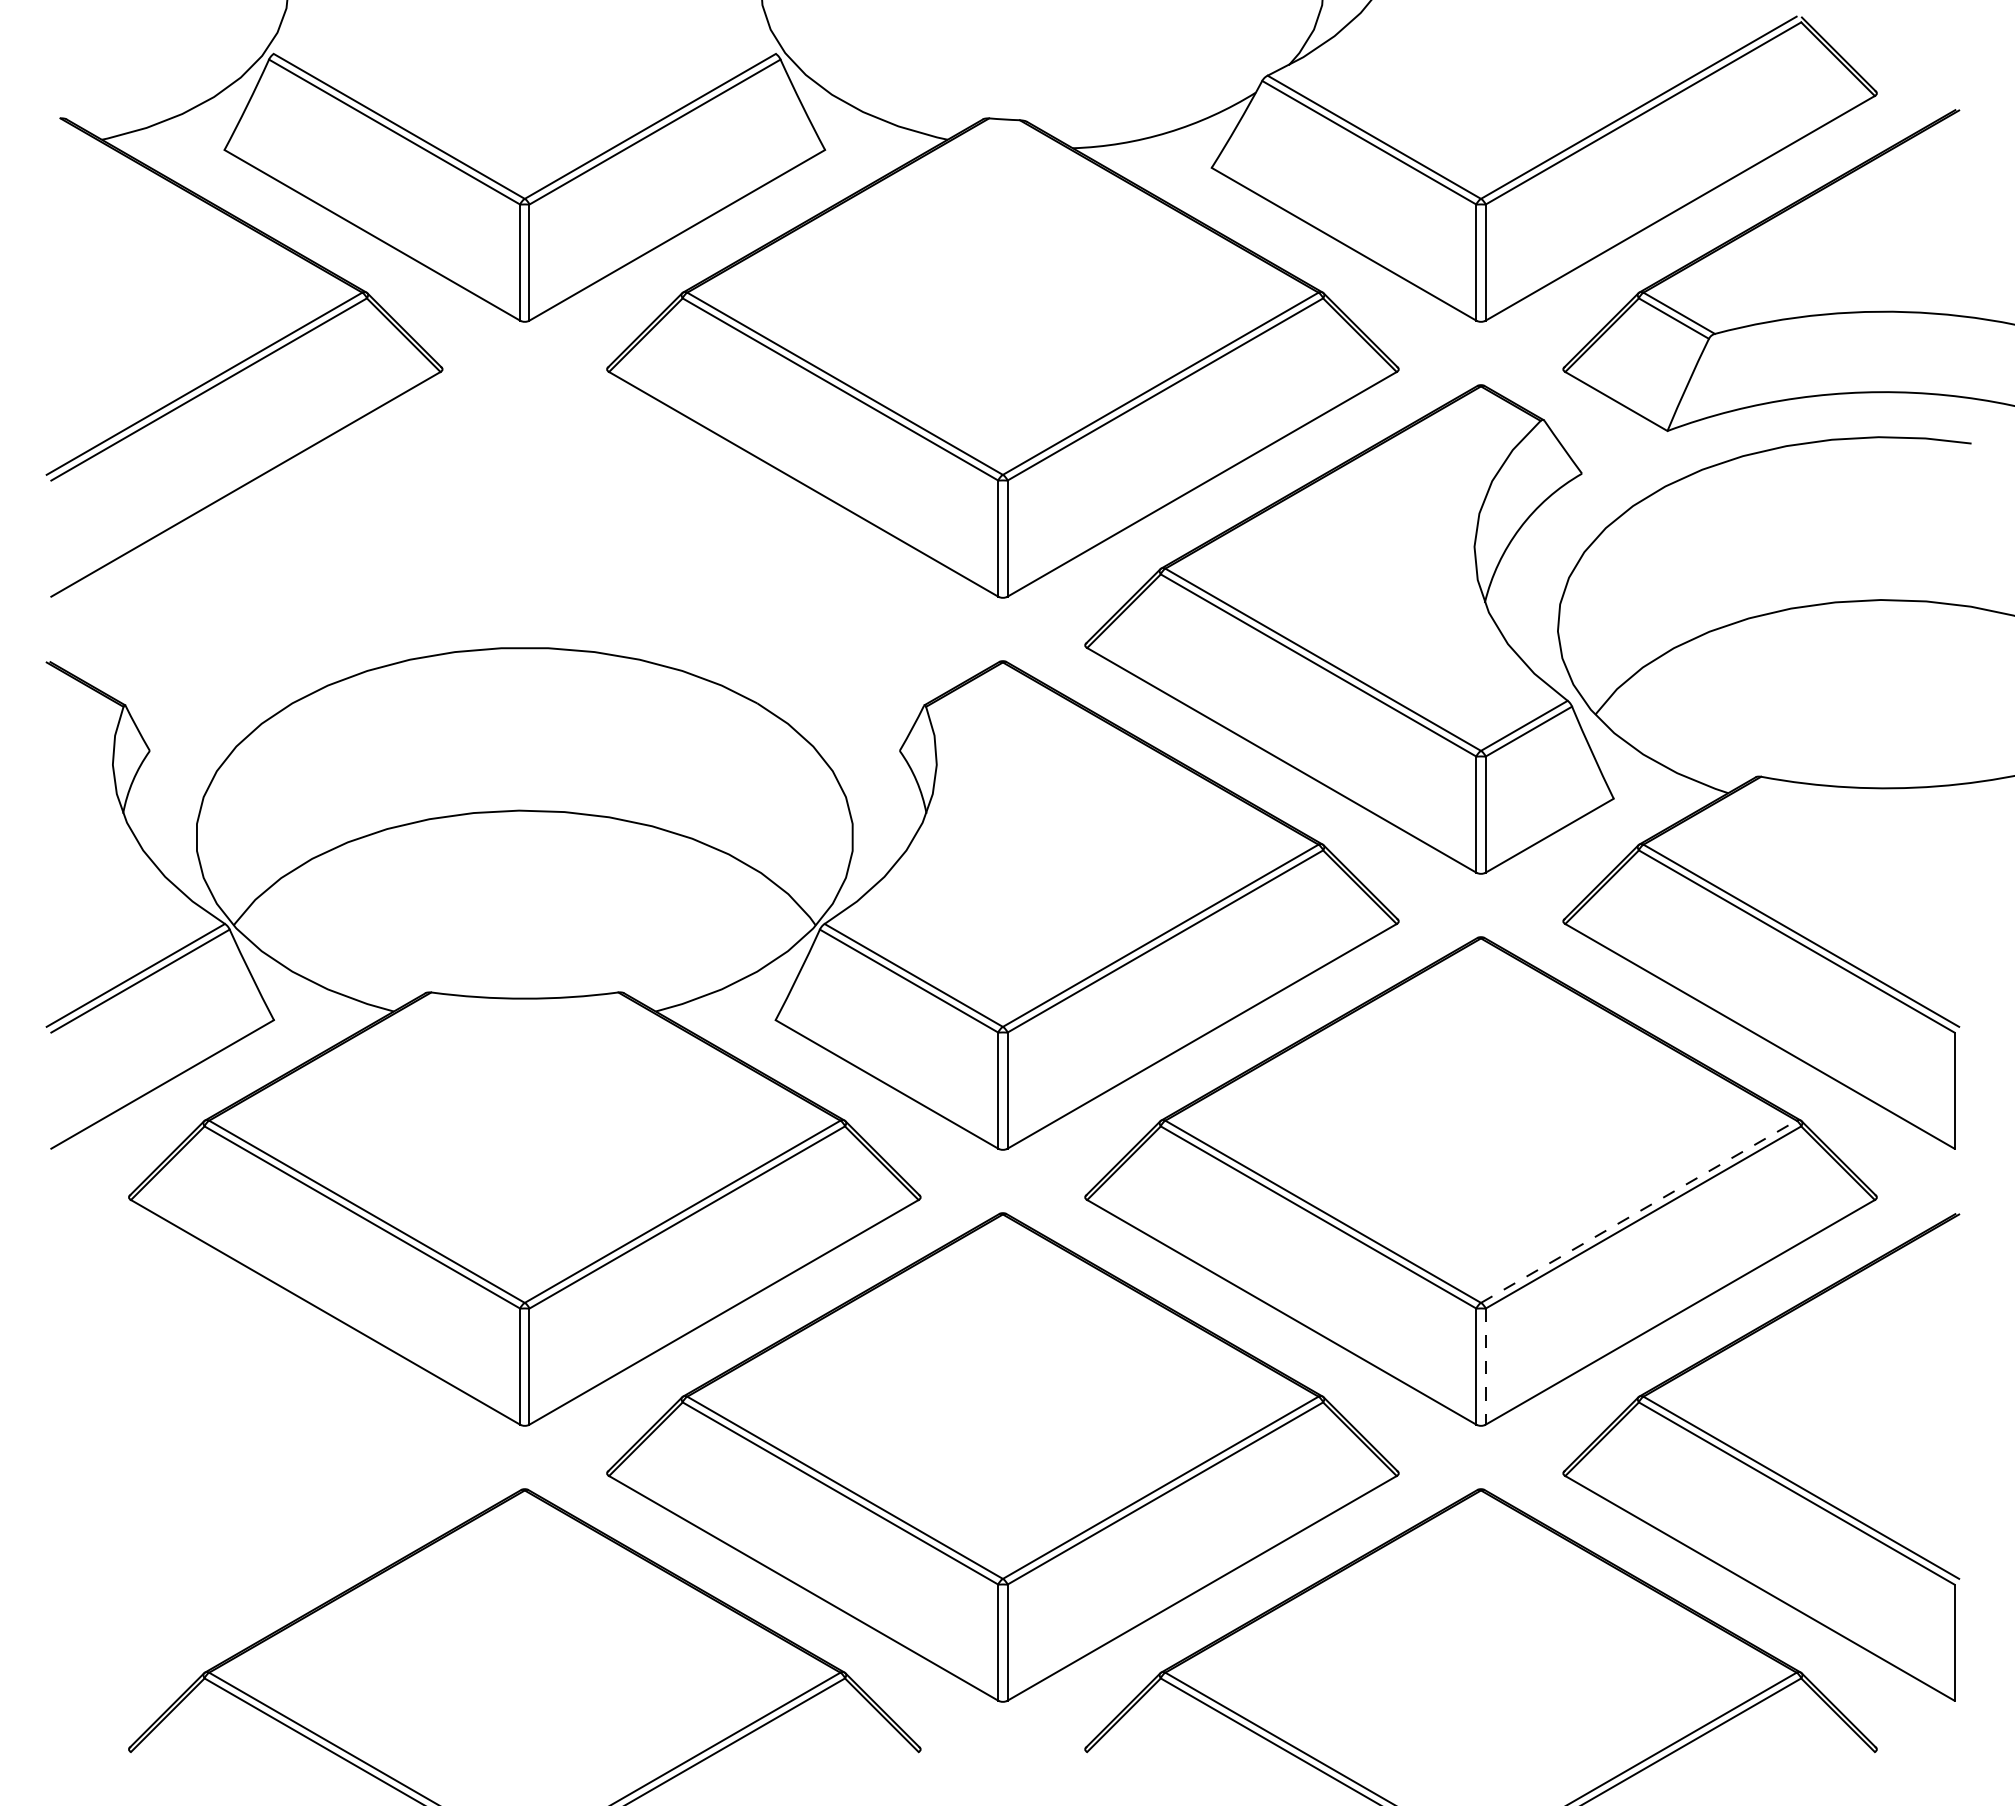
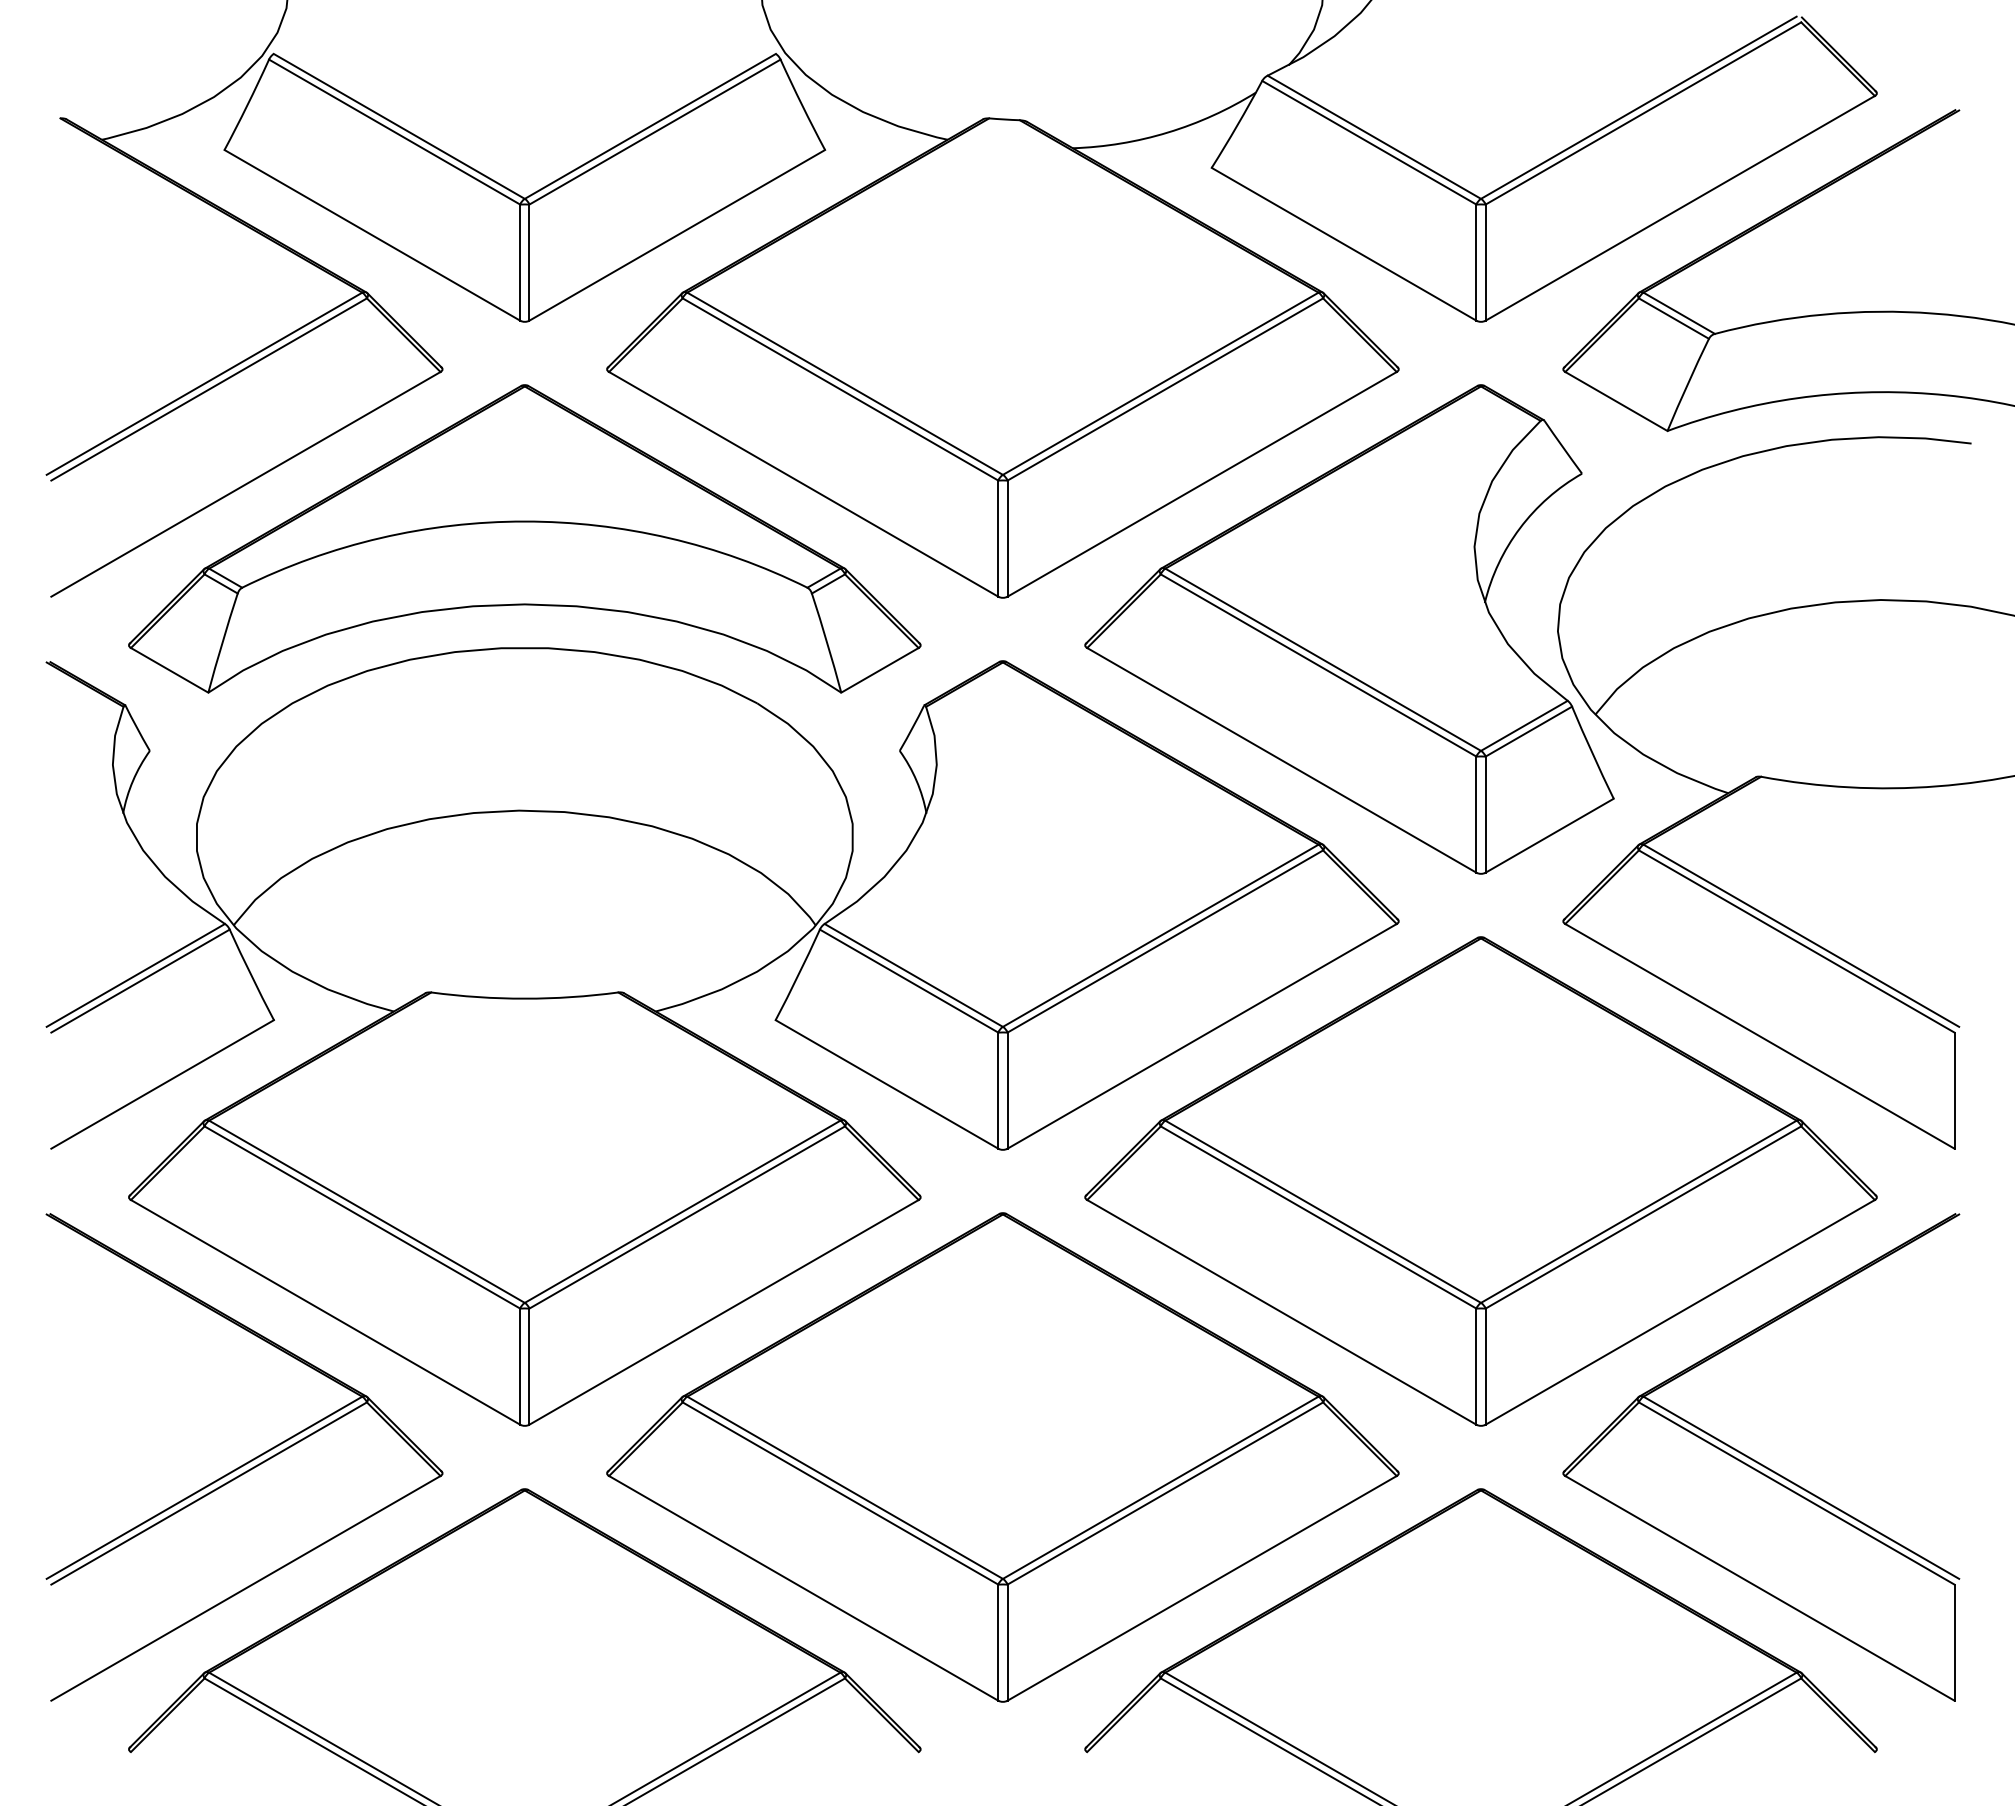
part: none -> present (524, 538)
line: dashed -> solid (1639, 1211)
line: dashed -> solid (1485, 1367)
part: none -> present (244, 1457)
